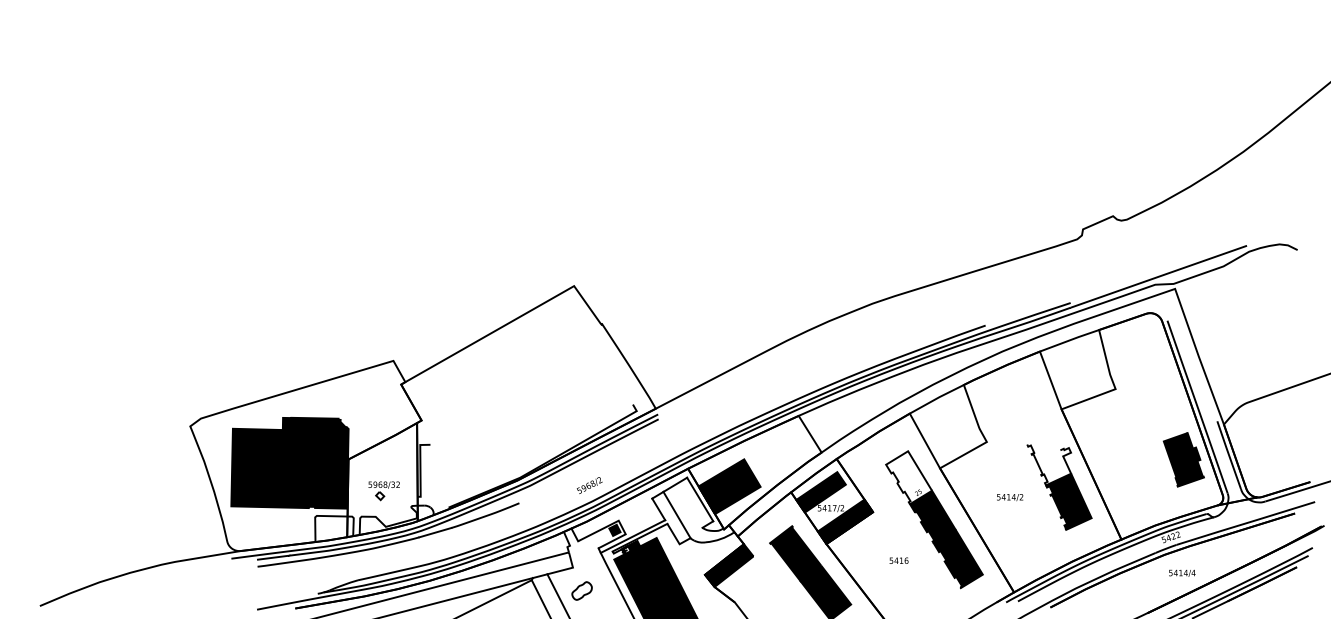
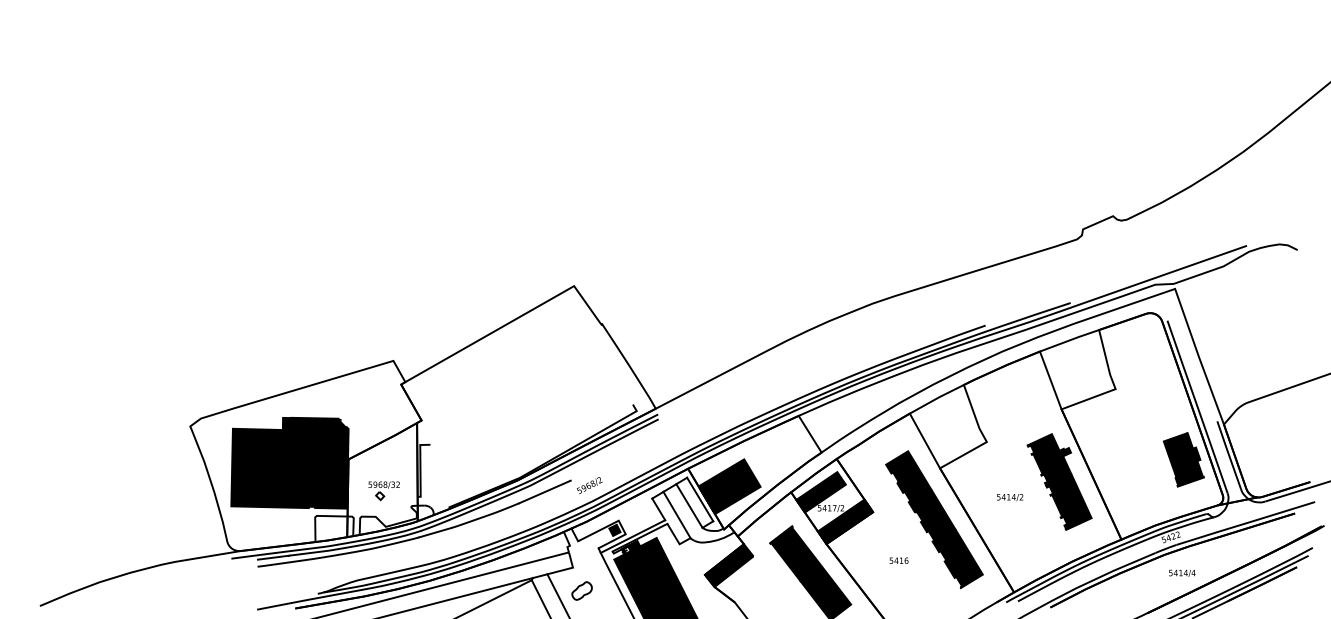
fill: none -> present (1049, 458)
fill: none -> present (909, 477)
line: none -> present (544, 491)
line: none -> present (689, 505)
